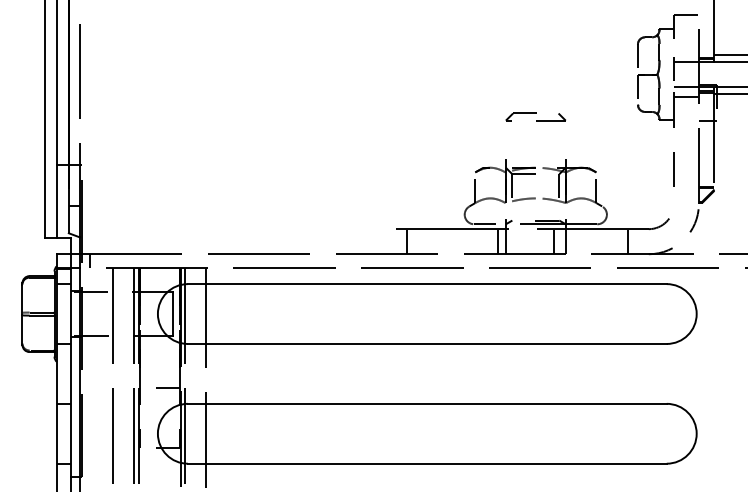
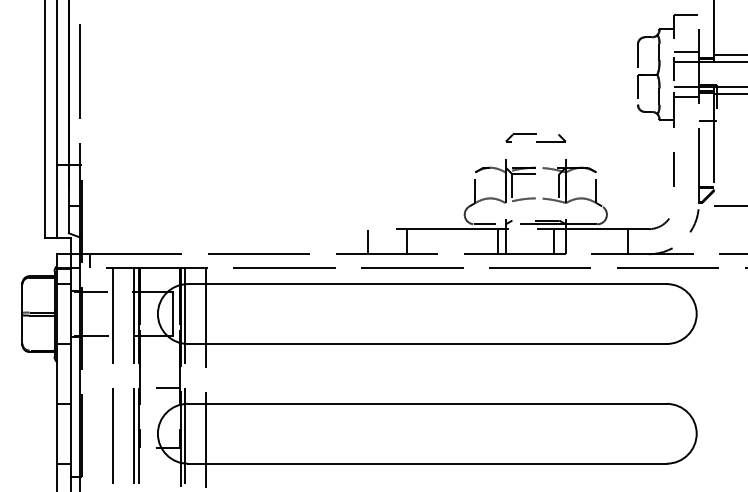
line: none -> present (685, 51)
part position: (535, 116) -> (535, 137) (535, 137)
line: none -> present (729, 206)
line: none -> present (368, 241)
